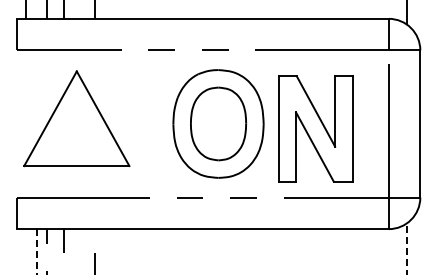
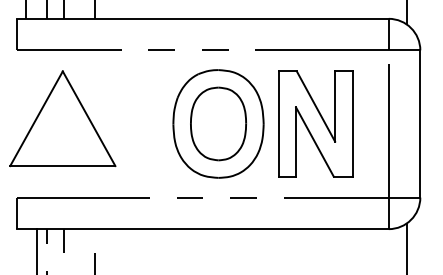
part position: (76, 118) -> (62, 118) (62, 118)
part position: (315, 128) -> (315, 123) (315, 123)
line: dashed -> solid (406, 248)
line: dashed -> solid (36, 251)
